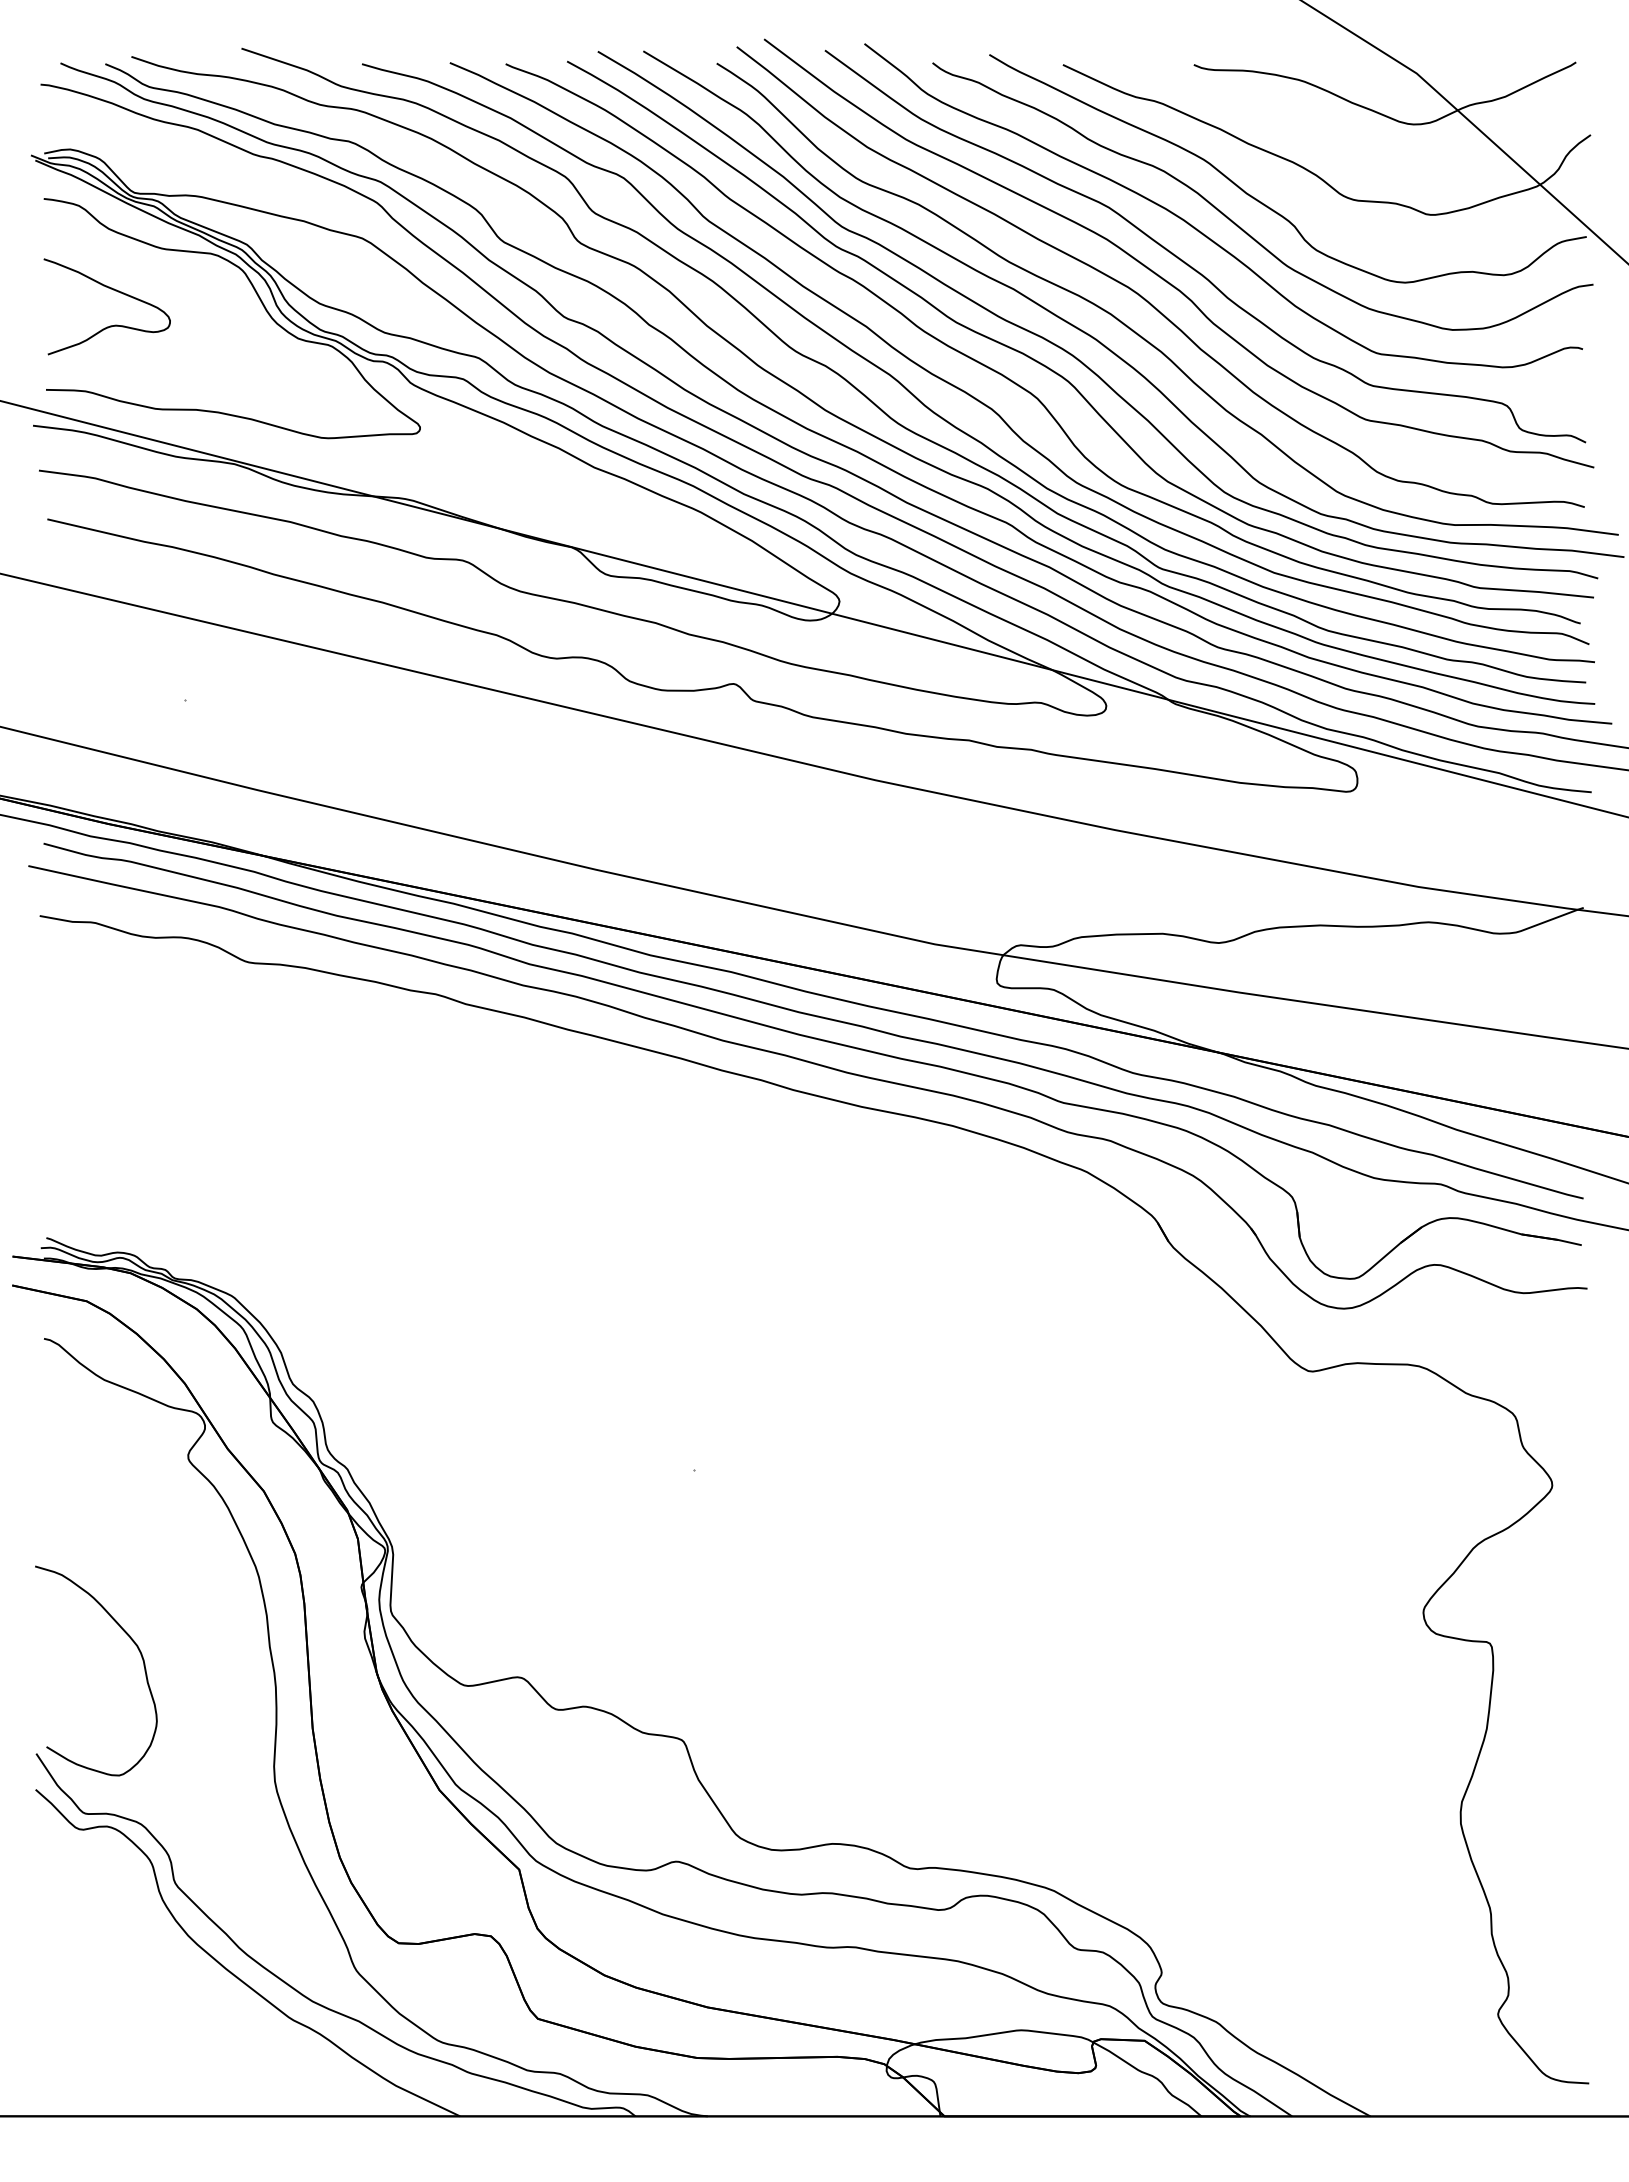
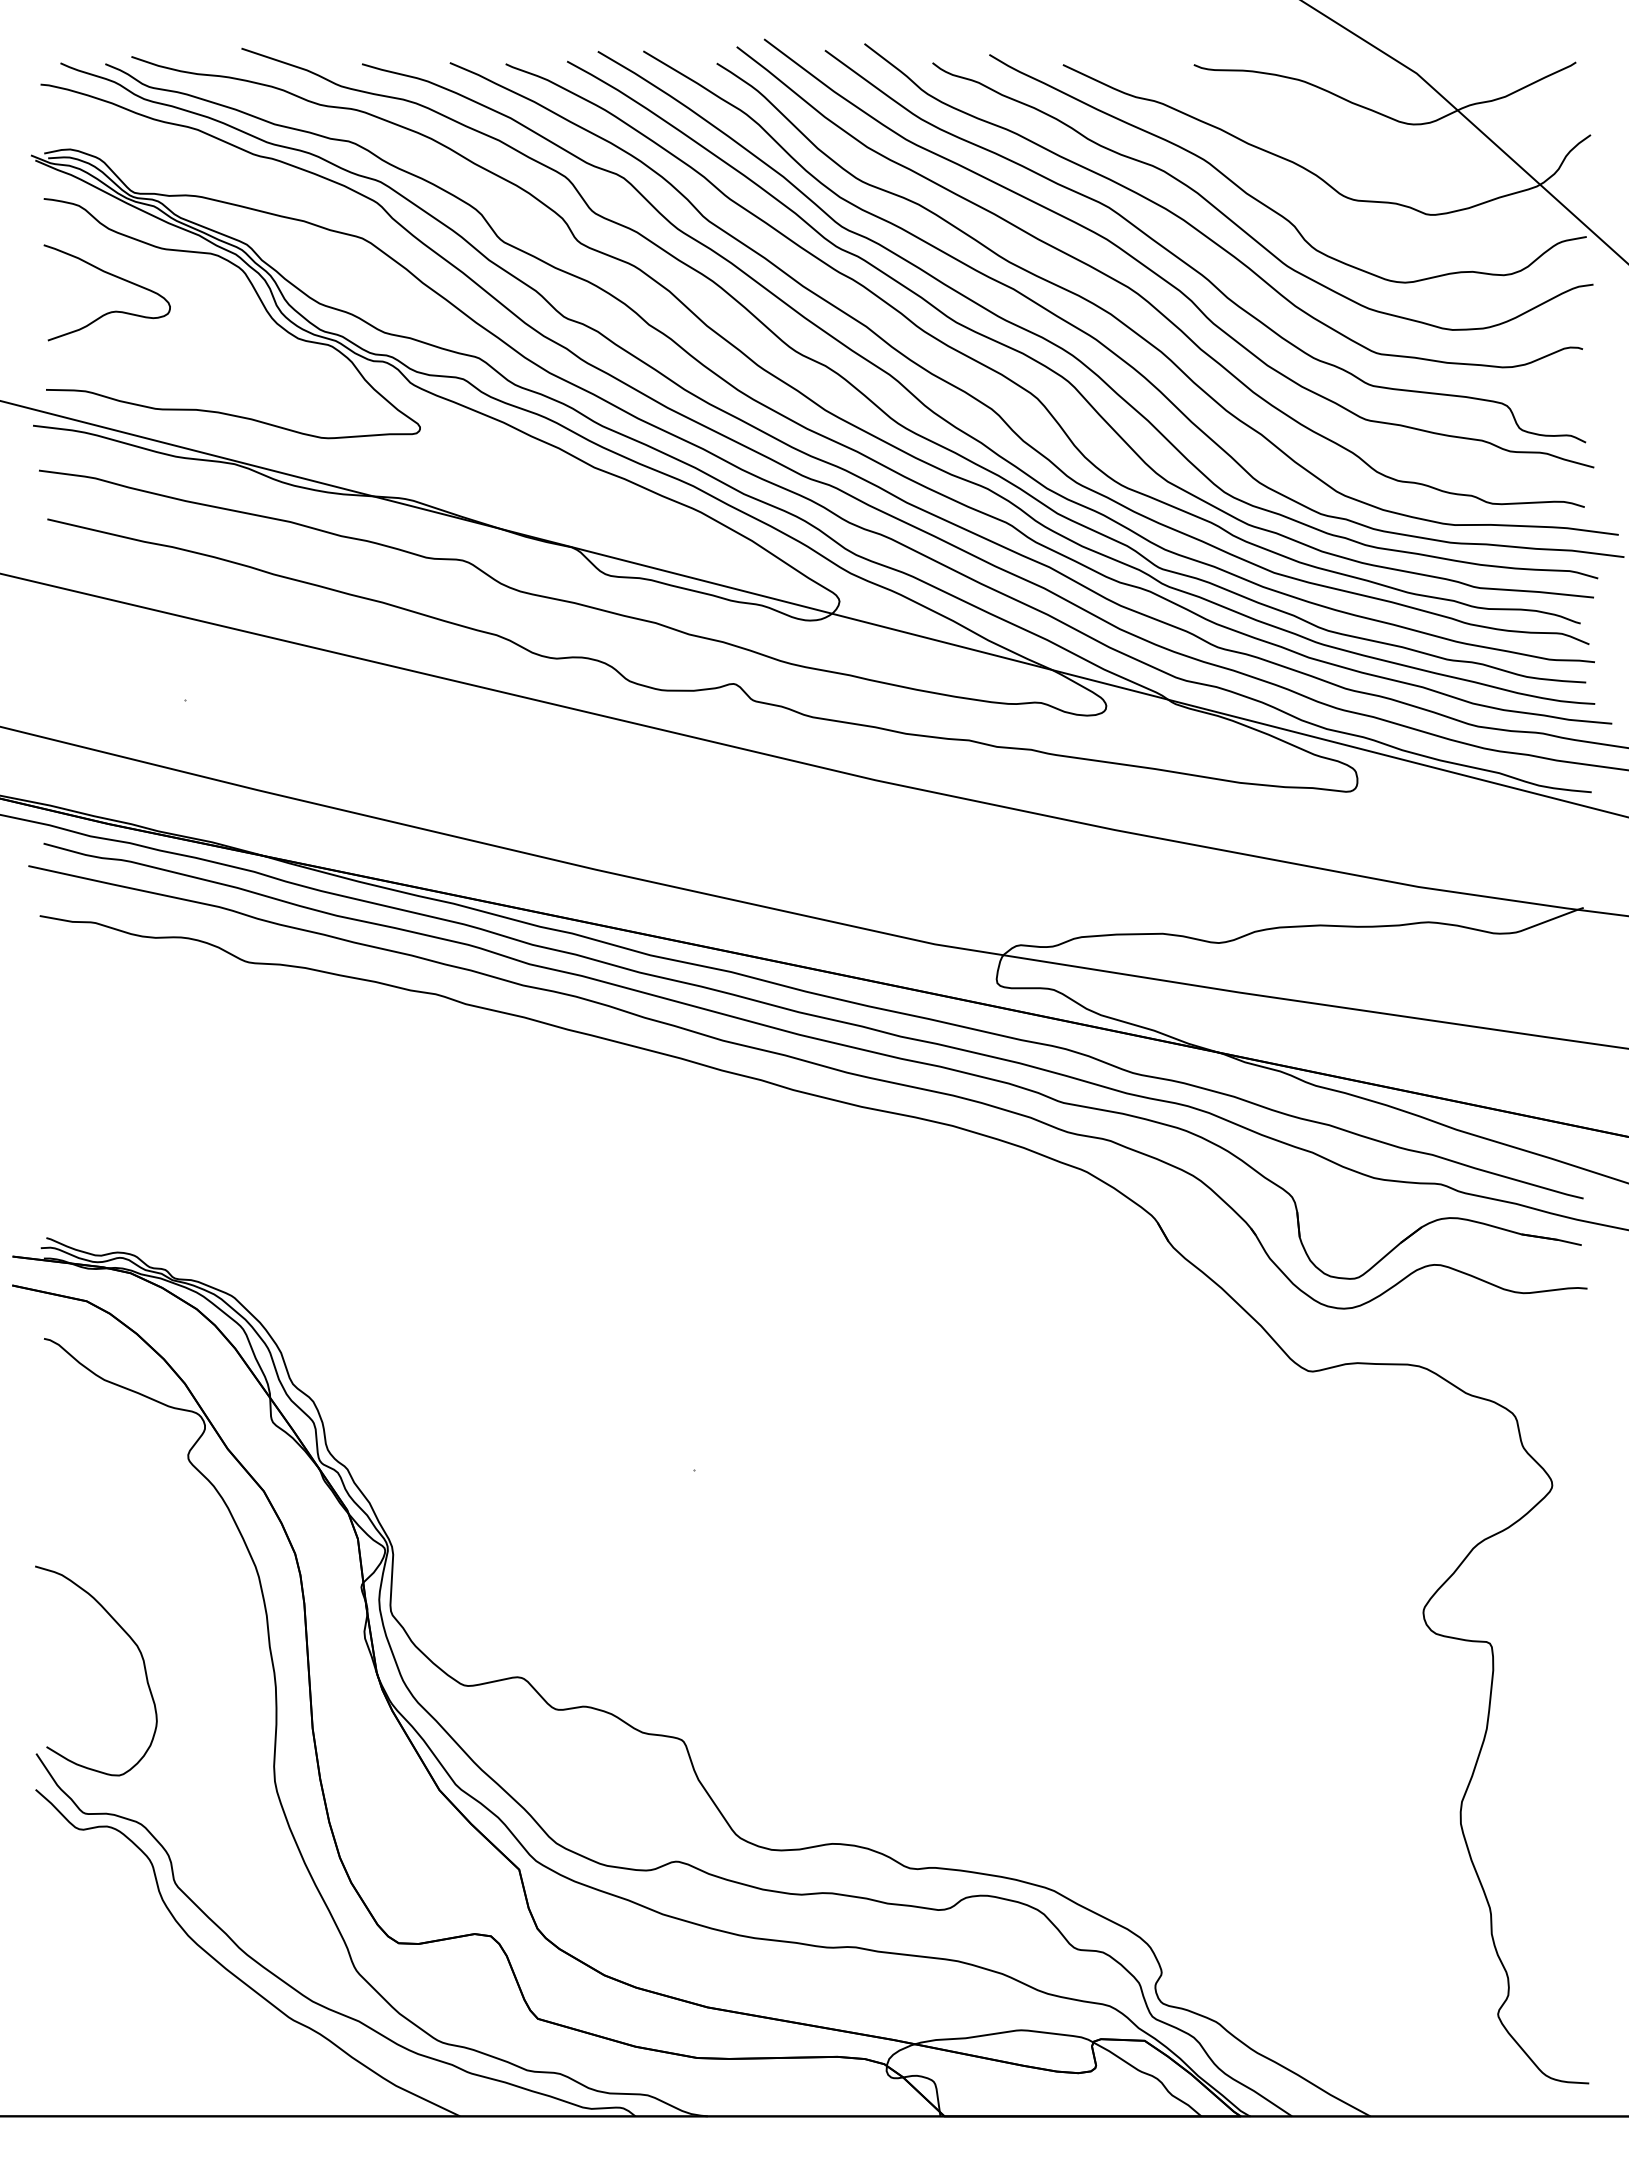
curve position: (110, 289) -> (110, 275) (110, 275)
